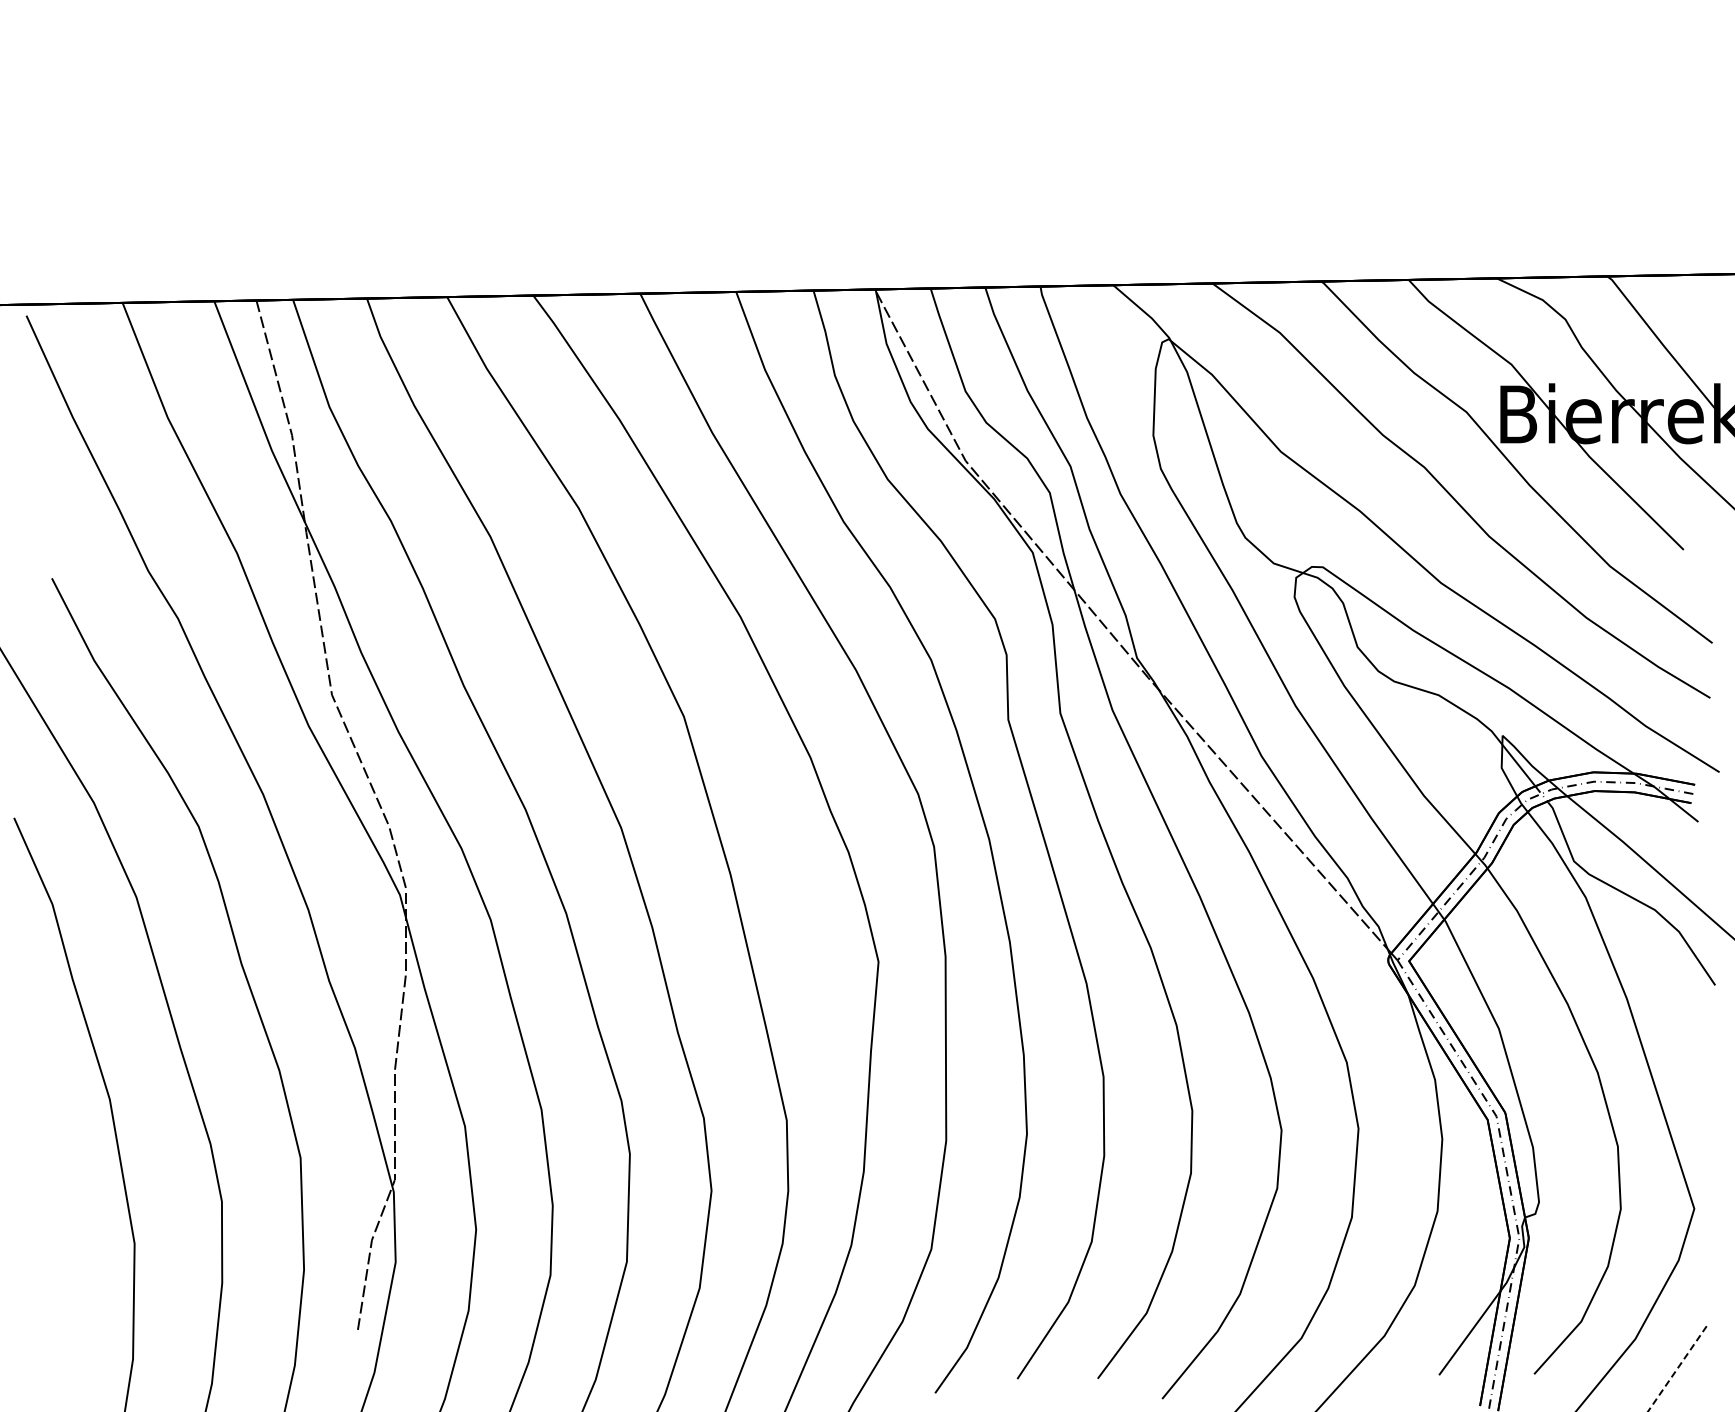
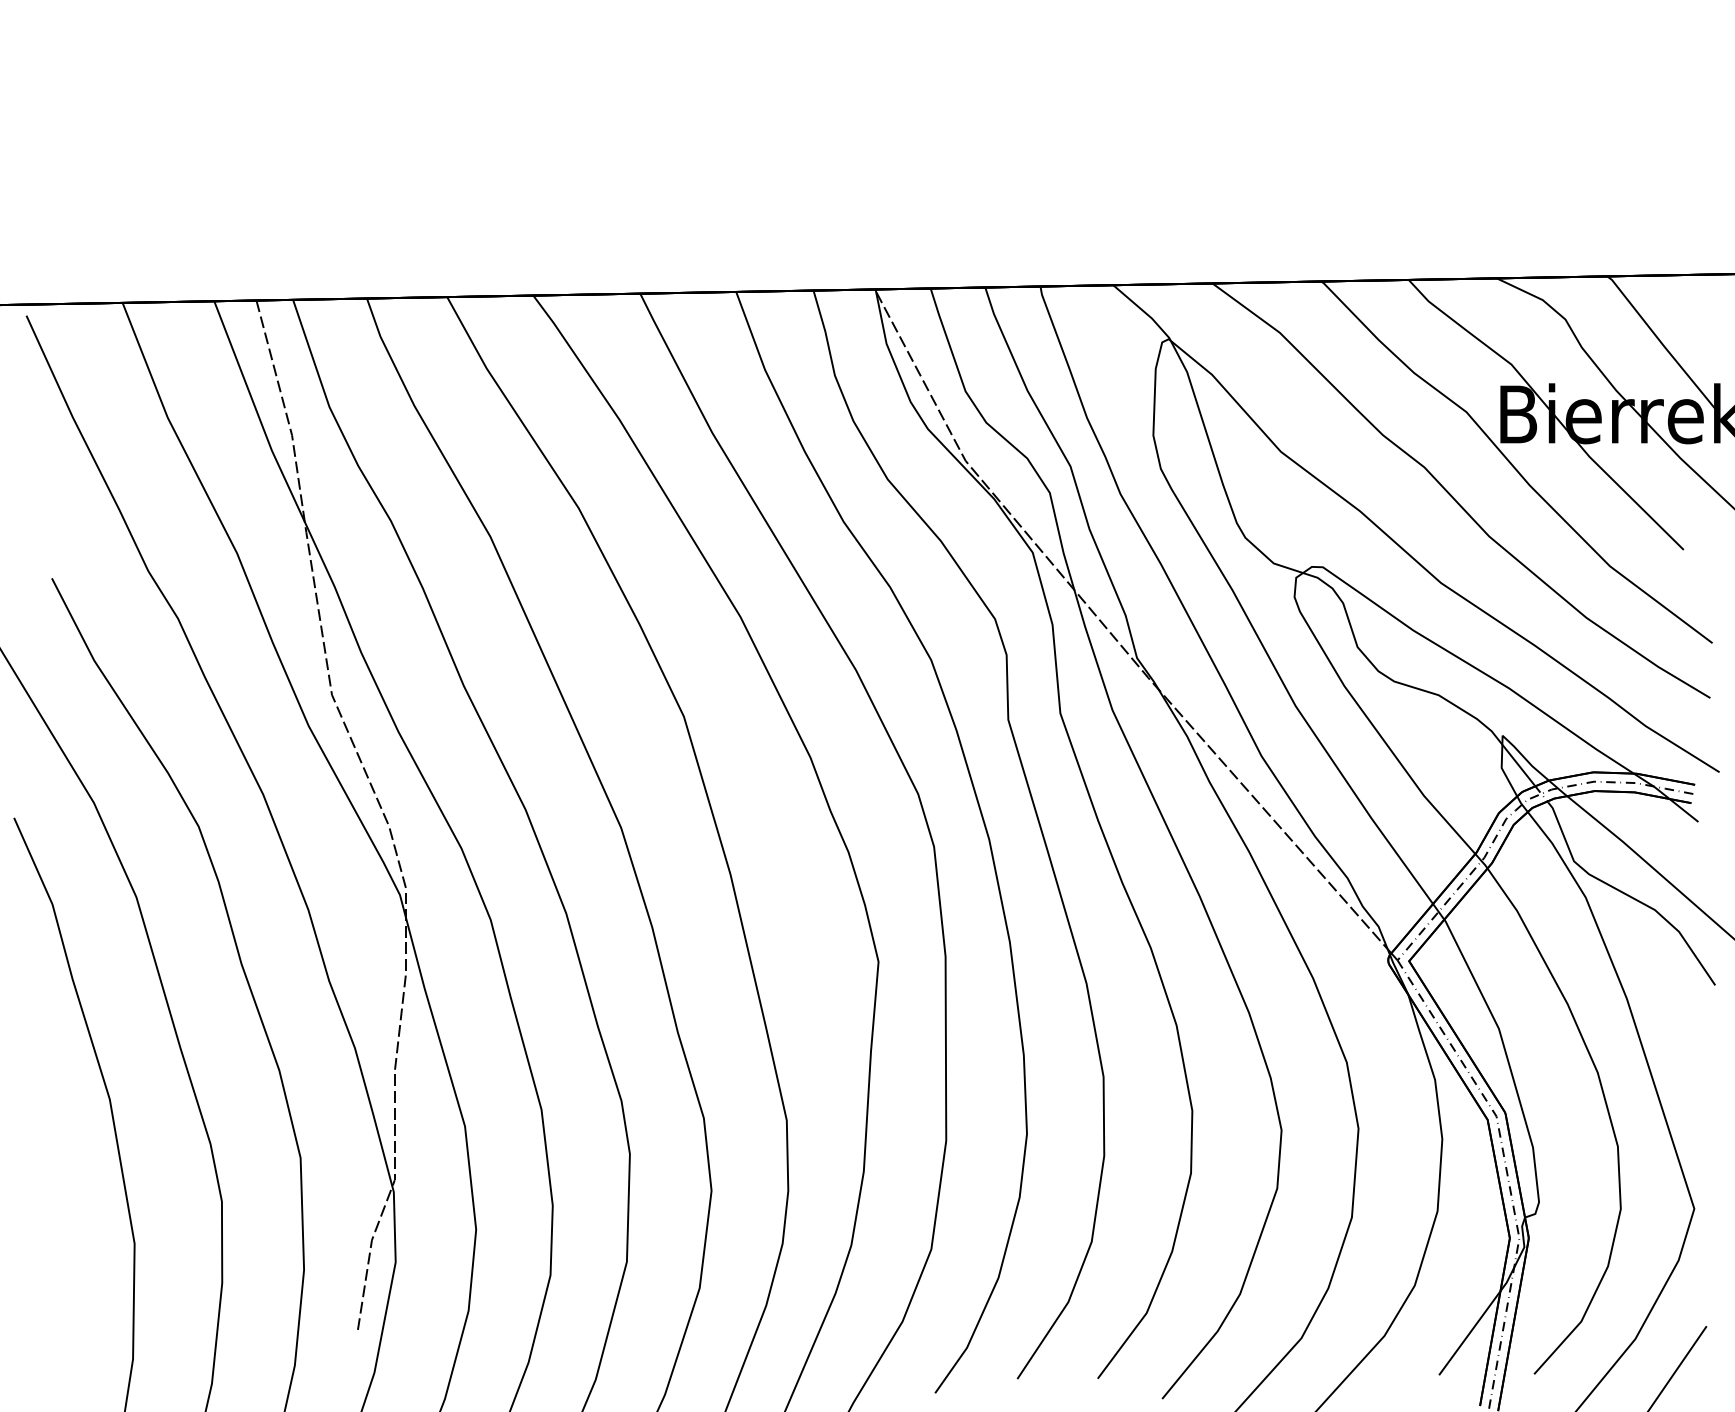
line: dashed -> solid (1677, 1369)
